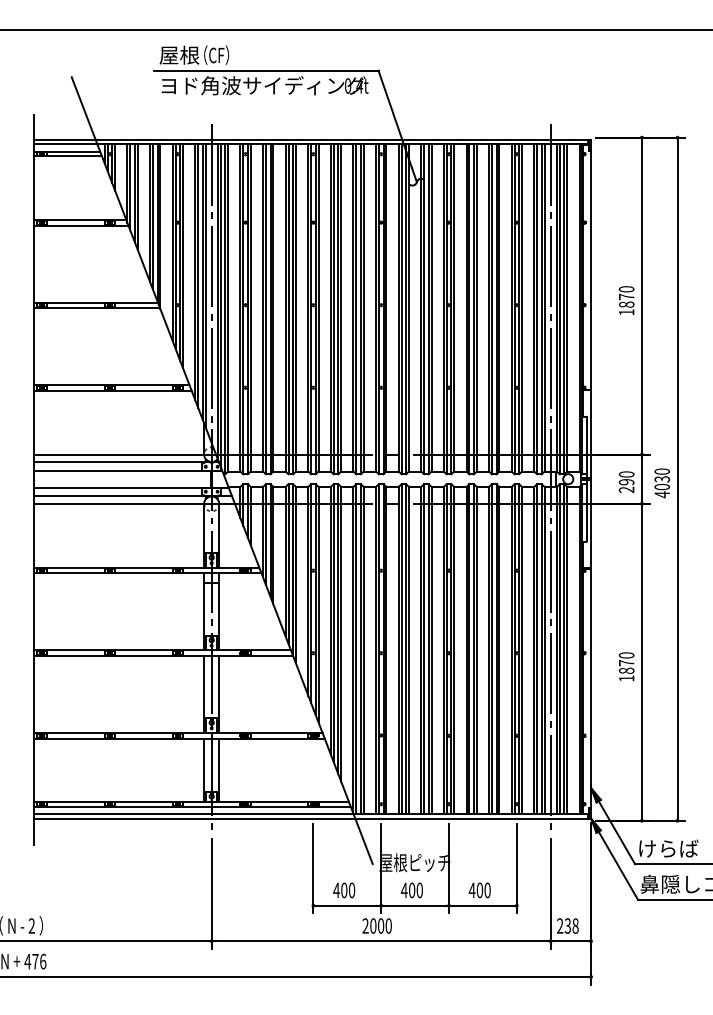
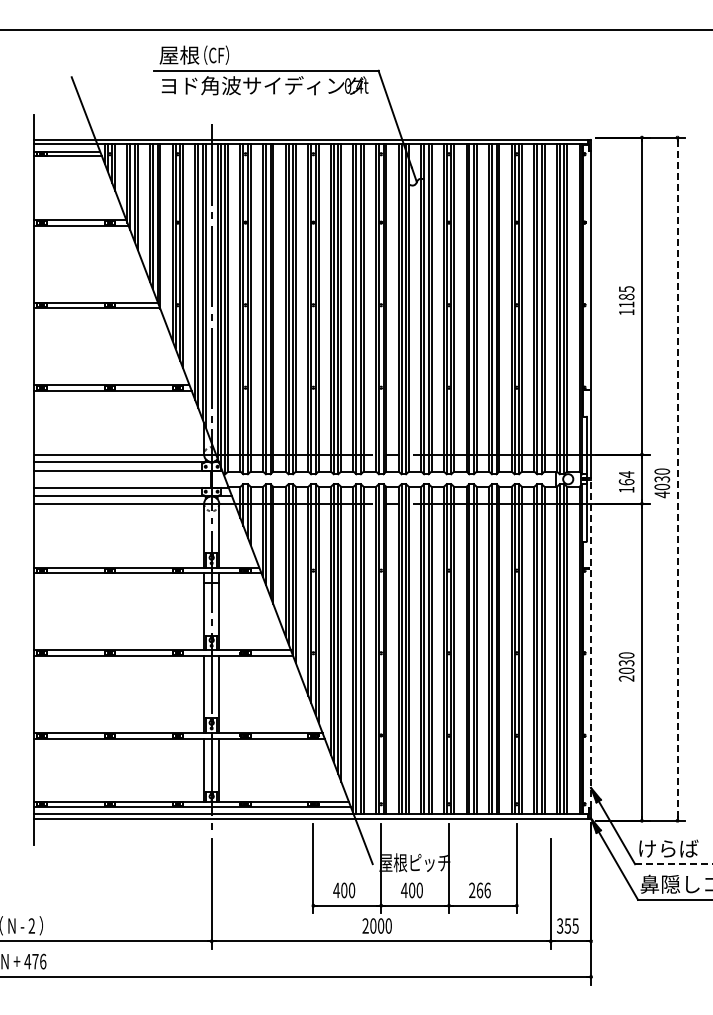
text: 1870 -> 1185 (626, 296)
line: solid -> dashed (677, 478)
line: present -> none (550, 479)
text: 290 -> 164 (626, 482)
line: solid -> dashed (591, 643)
text: 1870 -> 2030 (626, 670)
line: solid -> dashed (674, 864)
text: 400 -> 266 (479, 890)
text: 238 -> 355 (567, 925)
